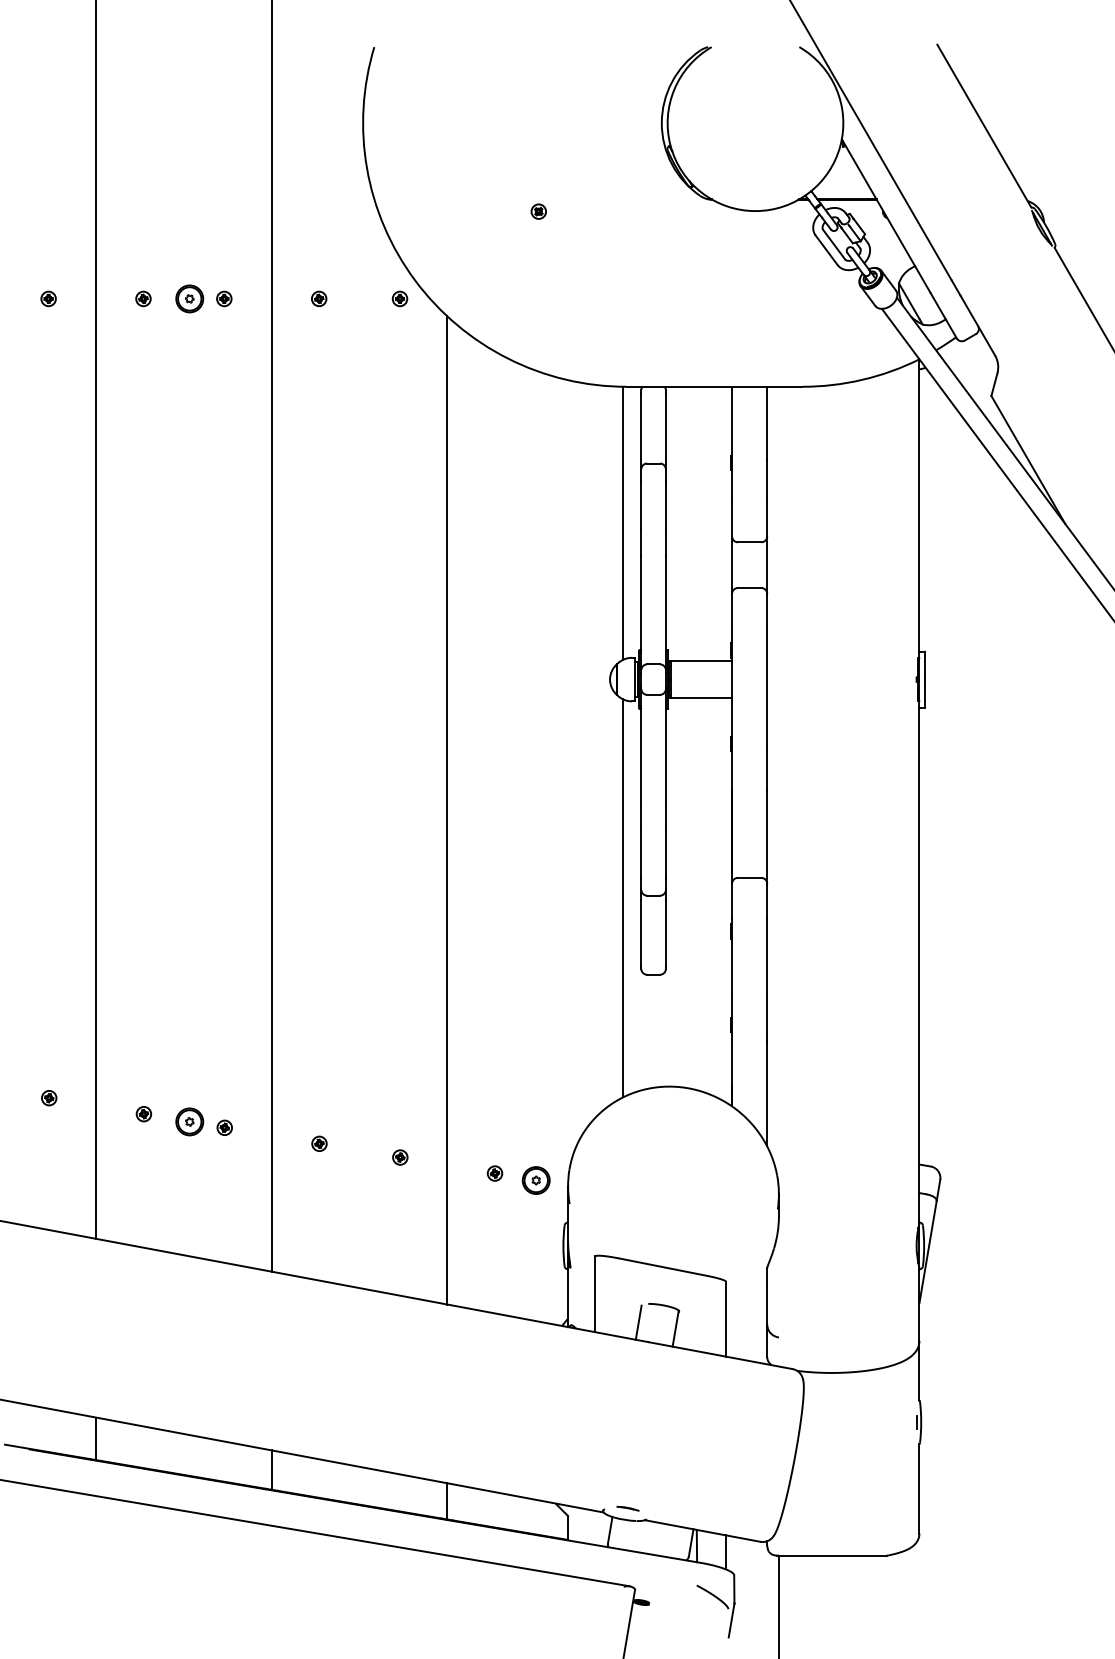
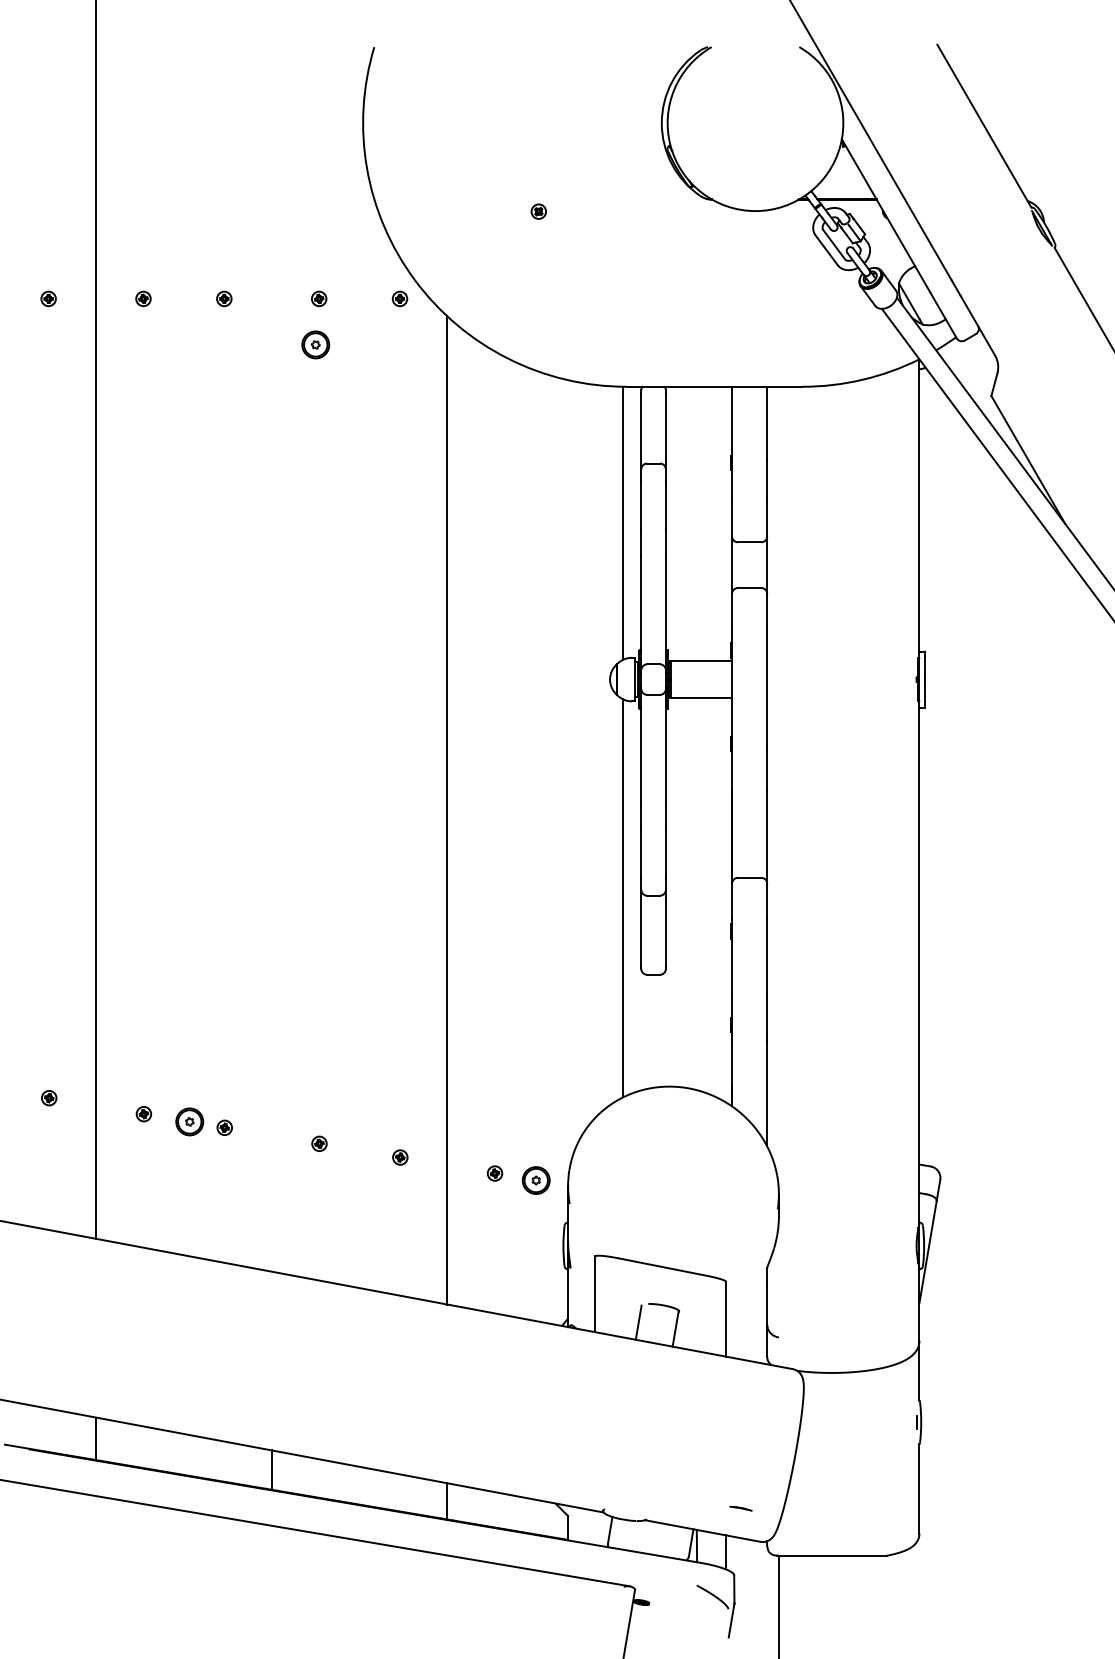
part position: (189, 298) -> (315, 344) (315, 344)
line: present -> none (271, 636)
line position: (627, 1508) -> (740, 1508) (740, 1508)
